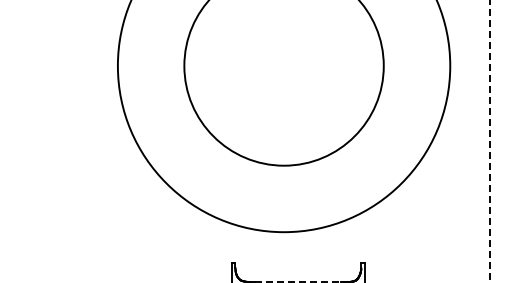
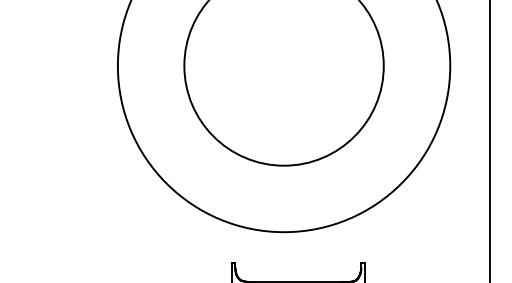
line: dashed -> solid (490, 141)
line: dashed -> solid (298, 282)
